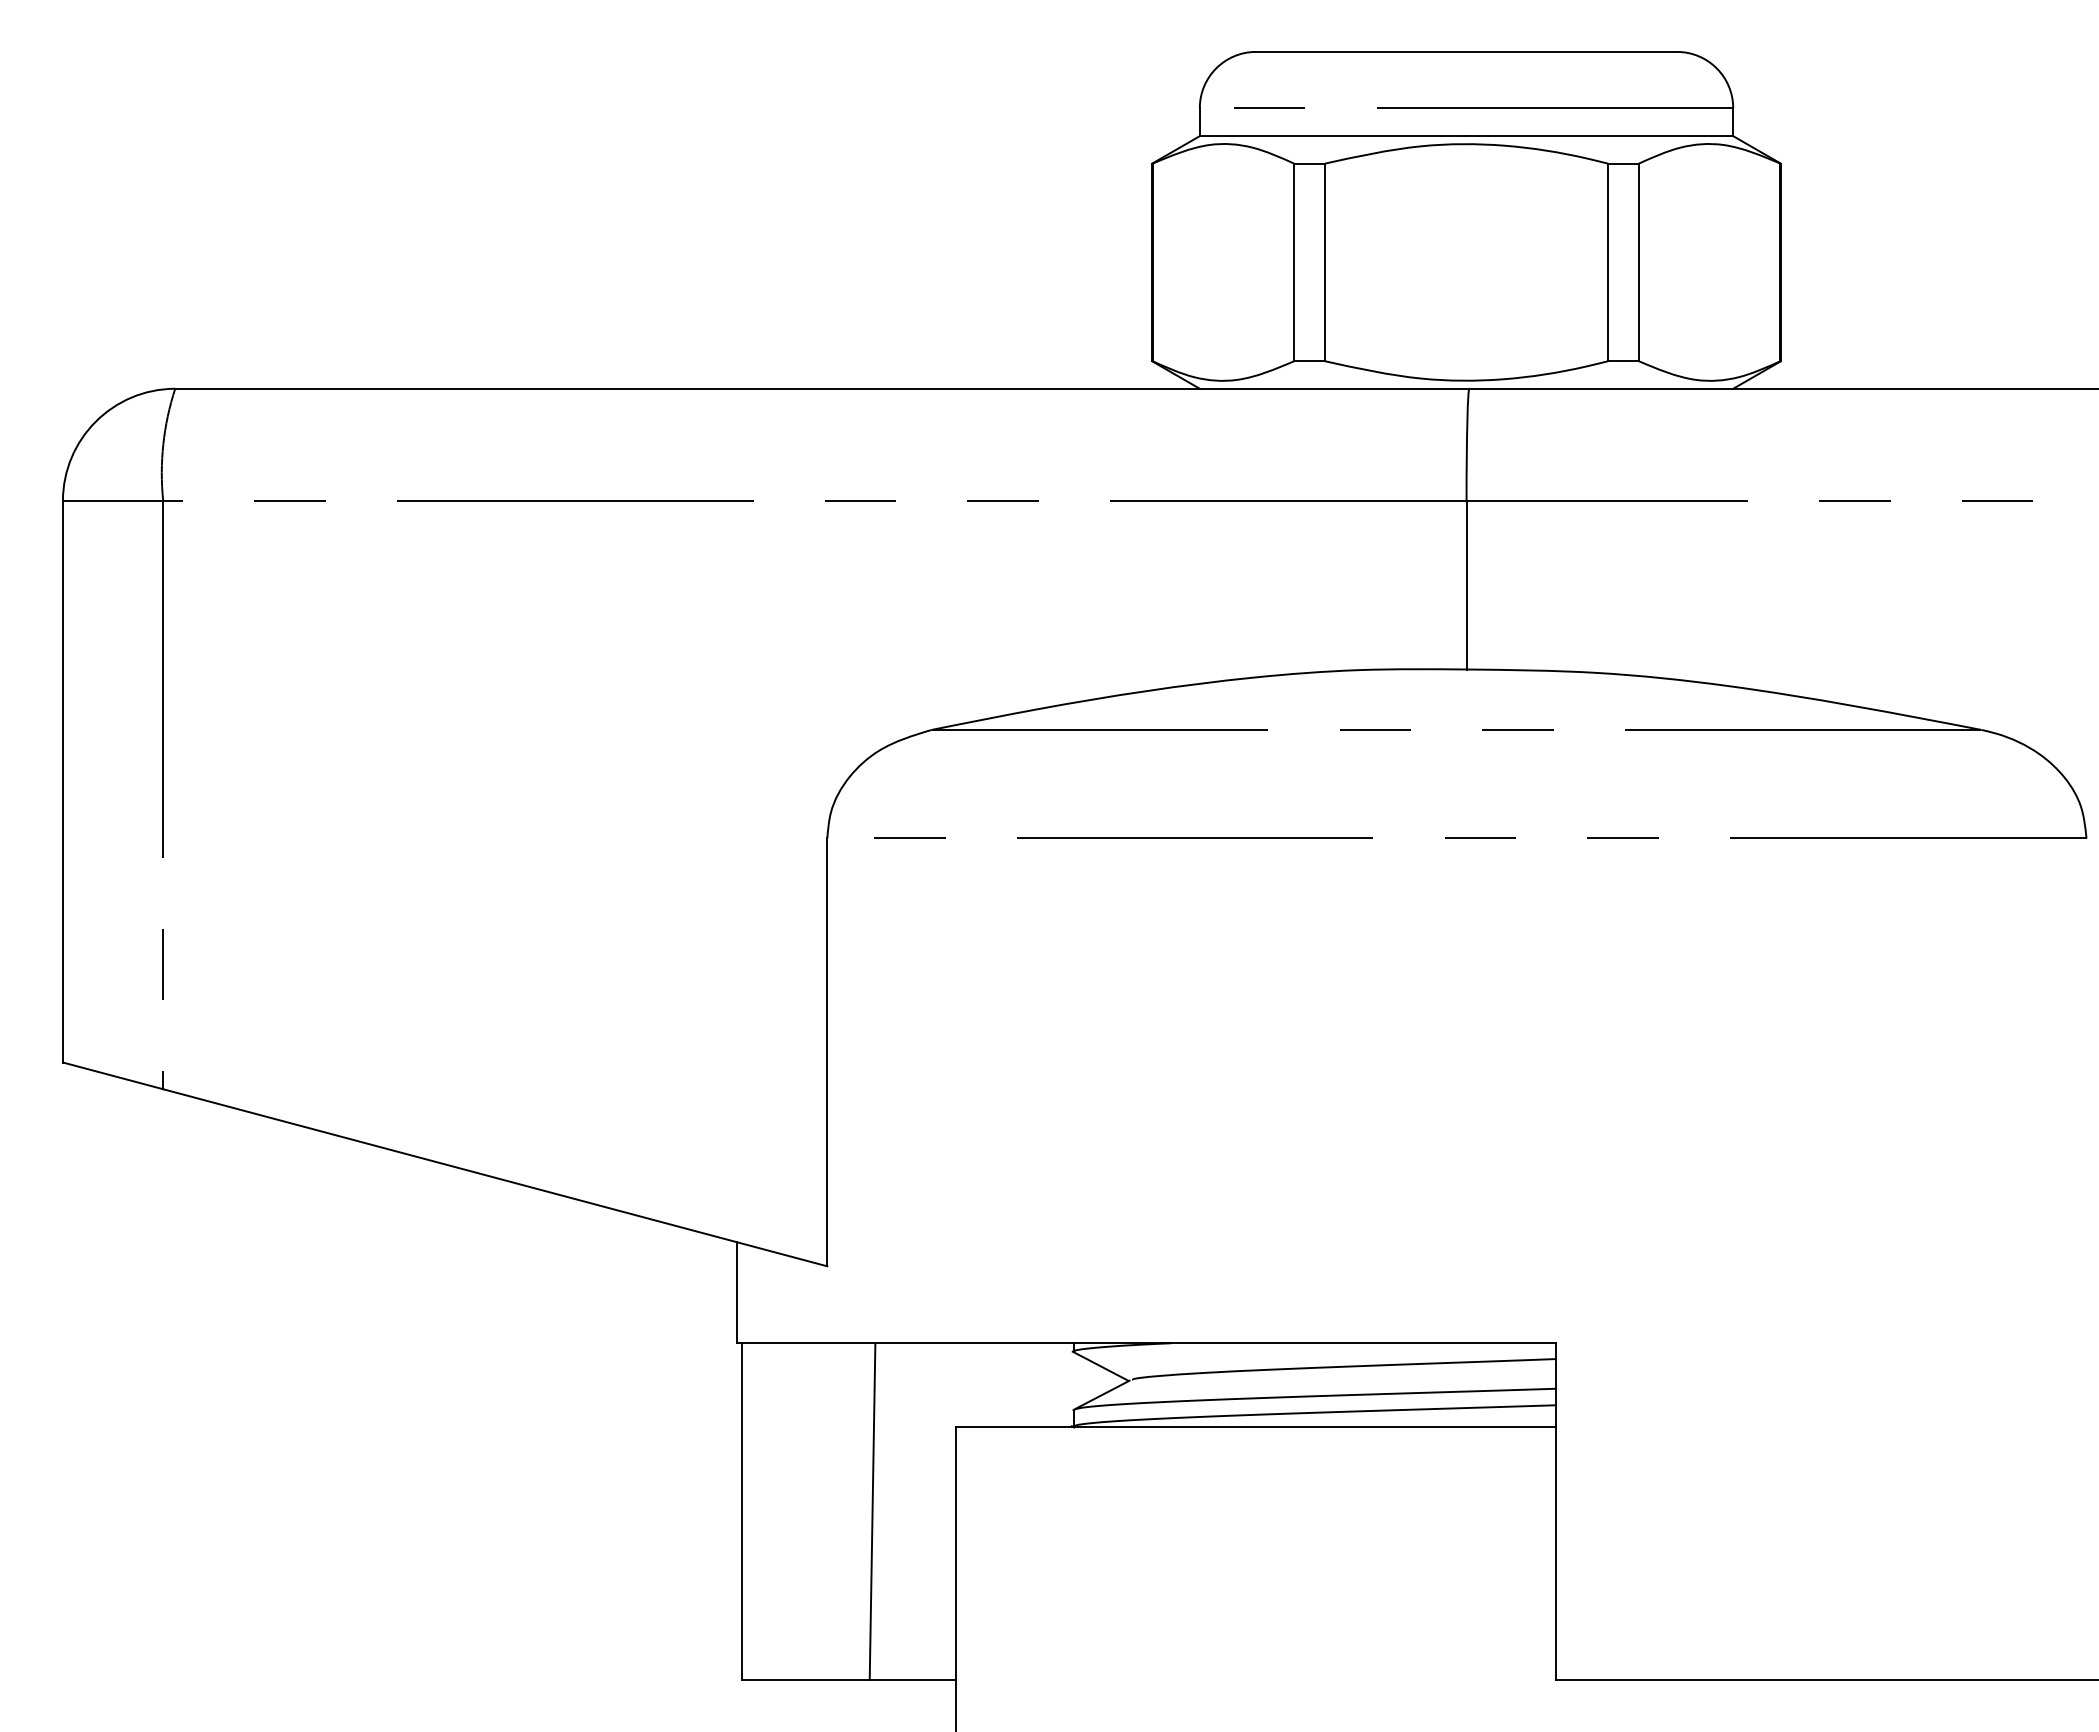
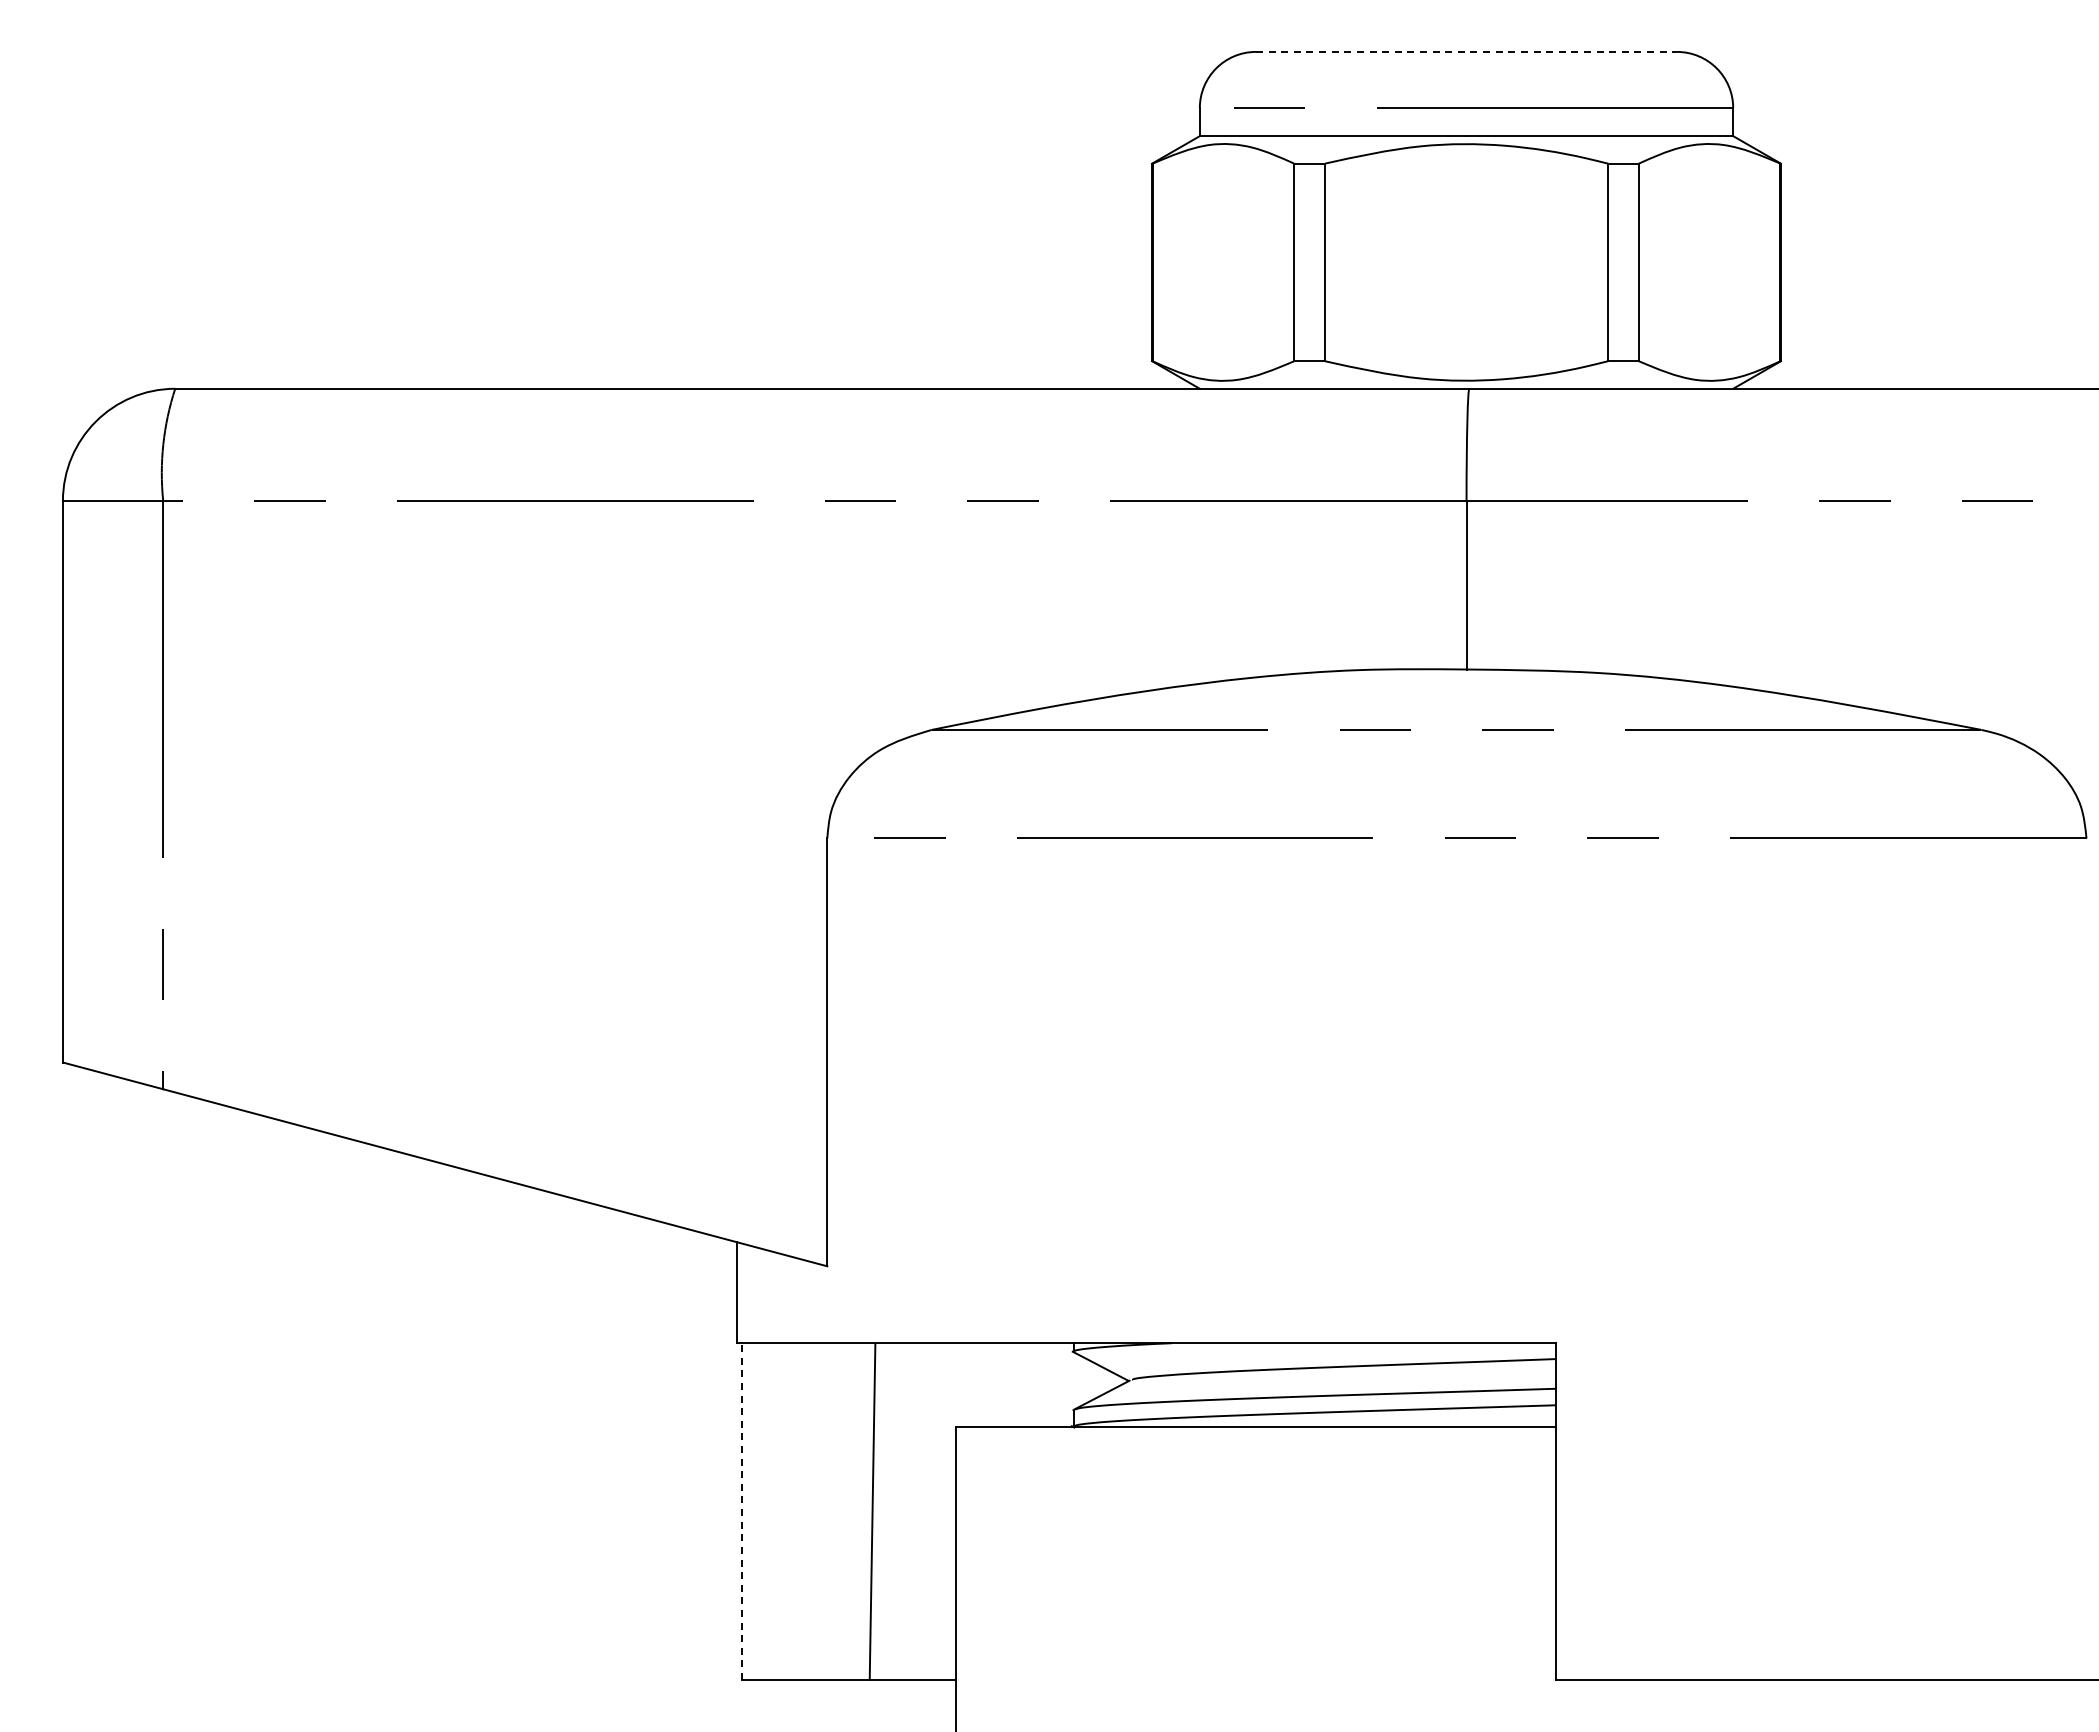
line: solid -> dashed (1466, 51)
line: solid -> dashed (742, 1511)
